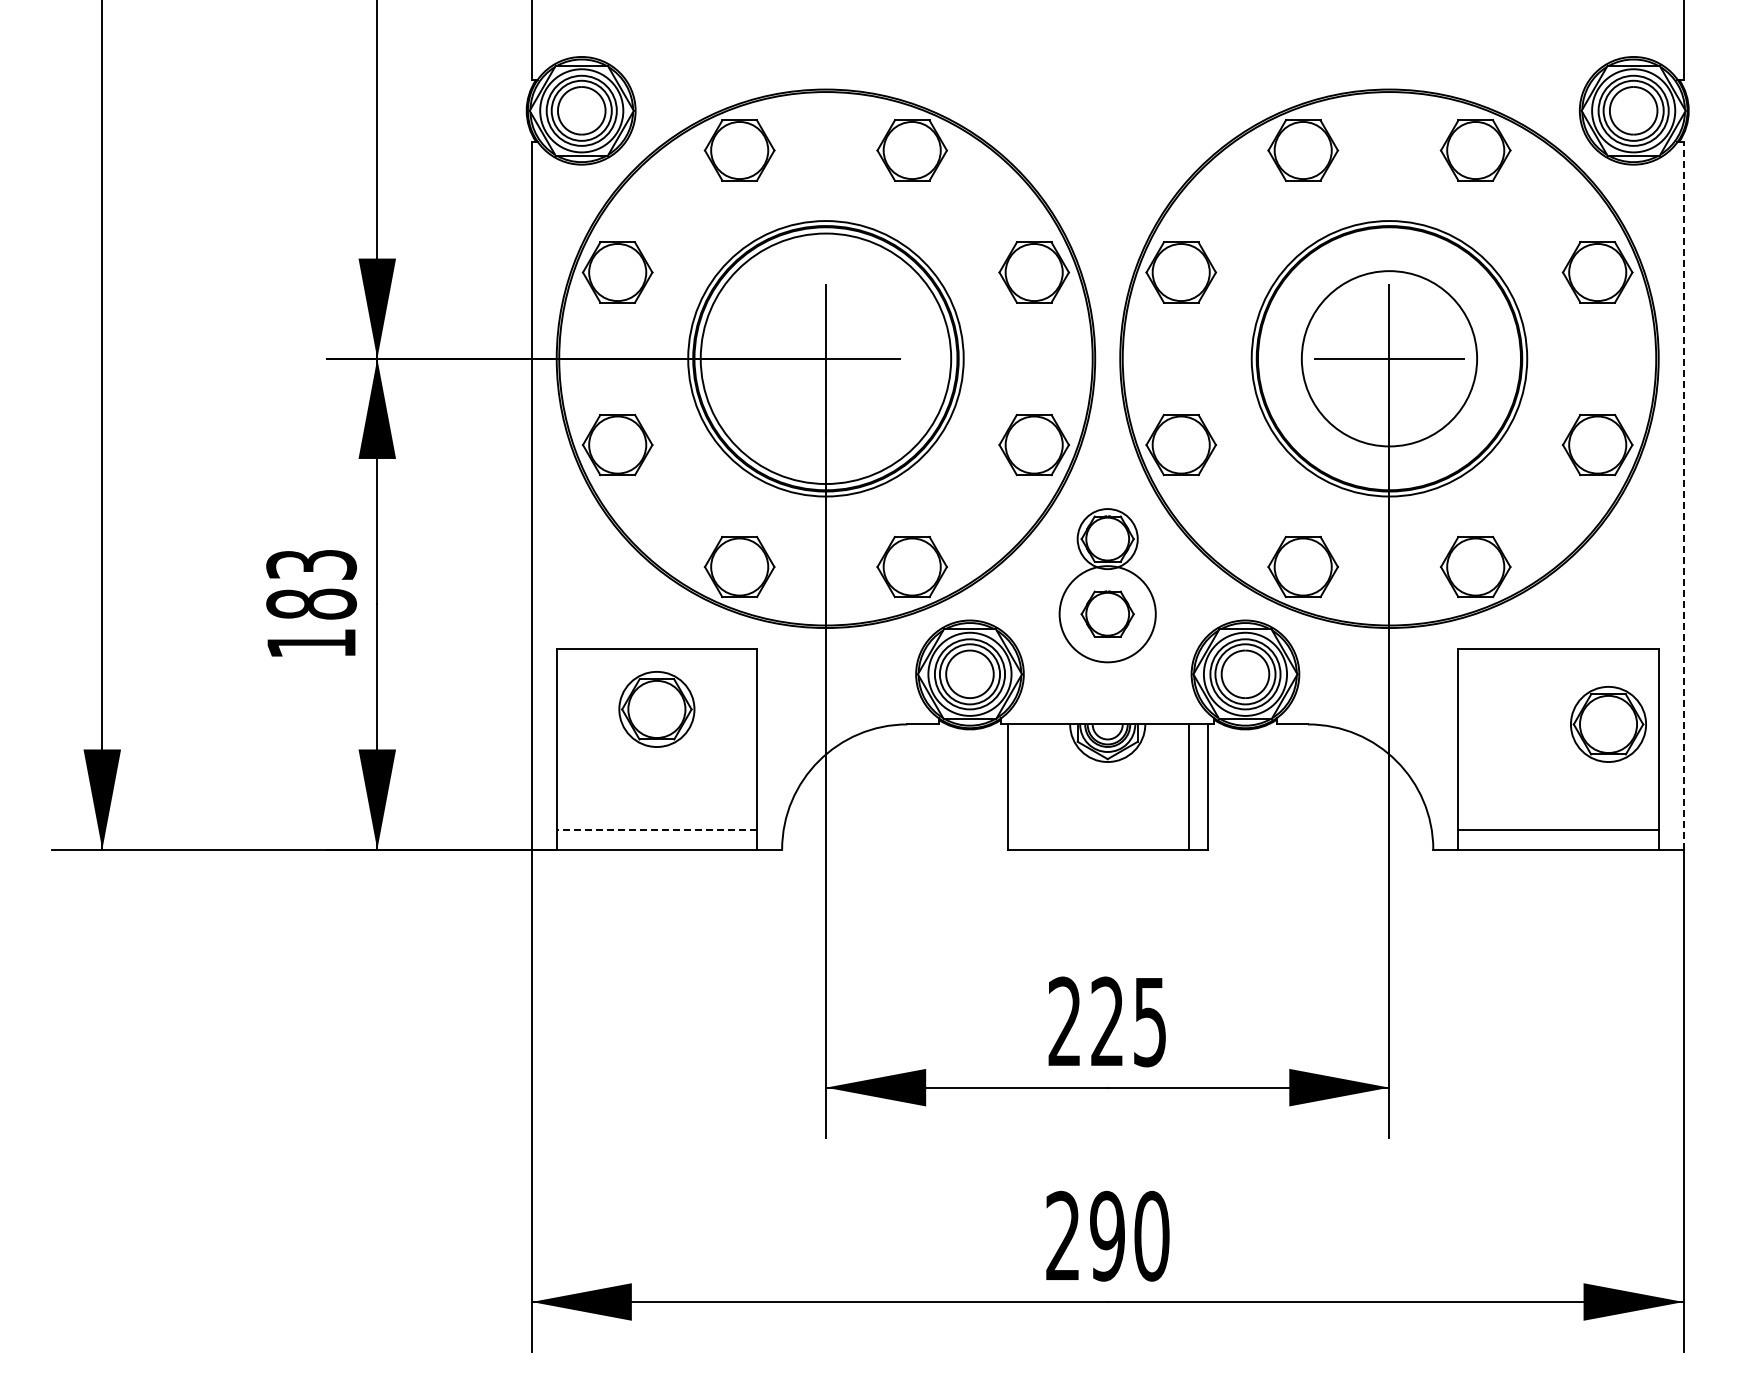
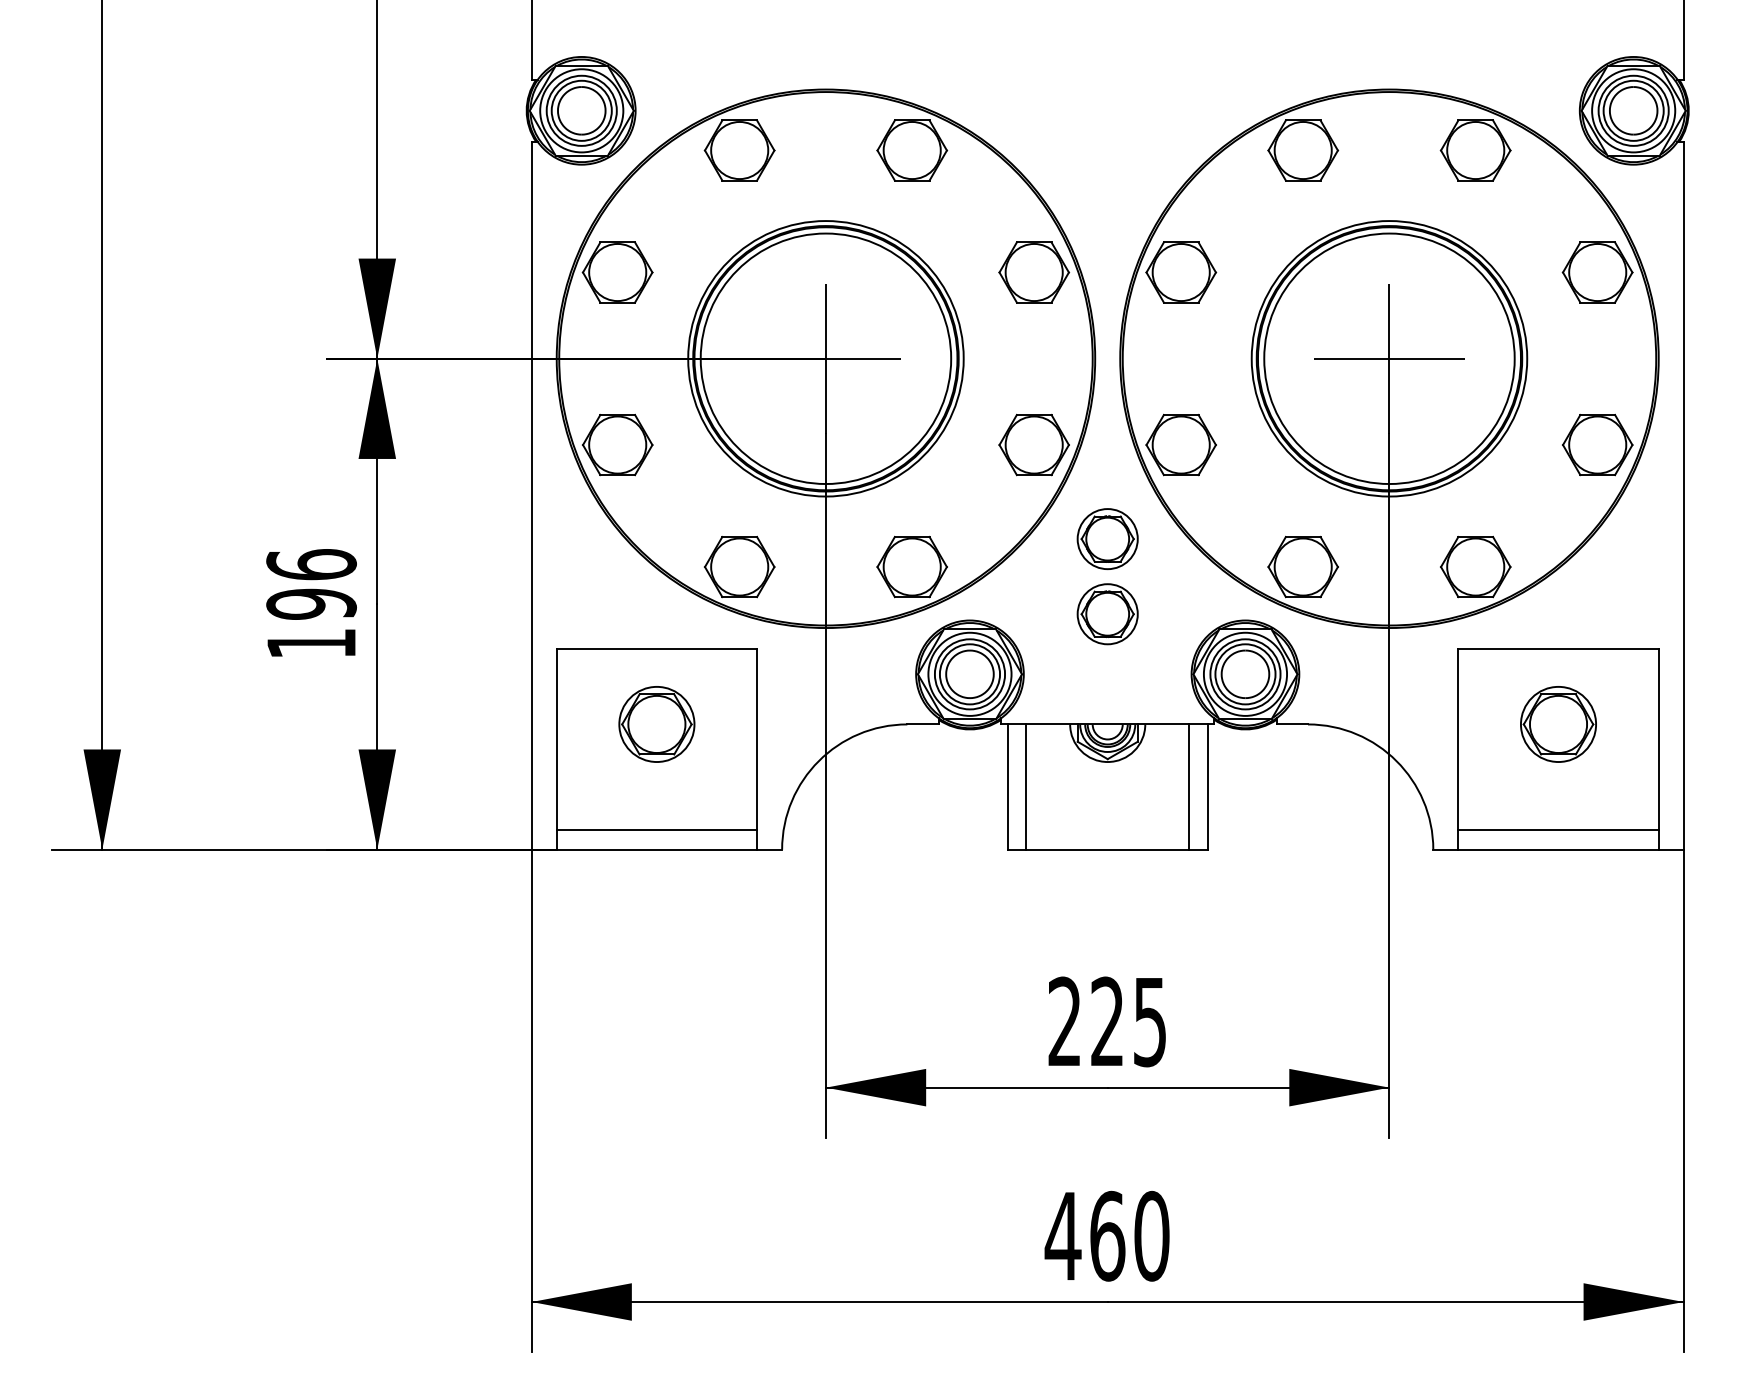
circle diameter: 175 px -> 250 px (1389, 358)
line: dashed -> solid (1683, 495)
text: 183 -> 196 (311, 584)
circle diameter: 96 px -> 60 px (1107, 614)
part position: (656, 709) -> (656, 724) (656, 724)
part position: (1608, 724) -> (1558, 724) (1558, 724)
line: none -> present (1026, 786)
line: dashed -> solid (656, 829)
text: 290 -> 460 (1084, 1235)
